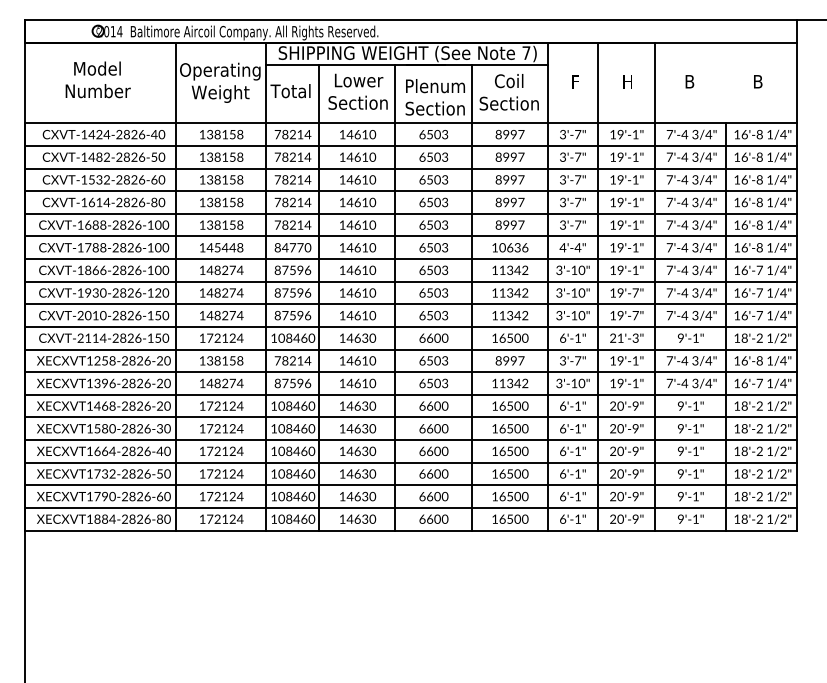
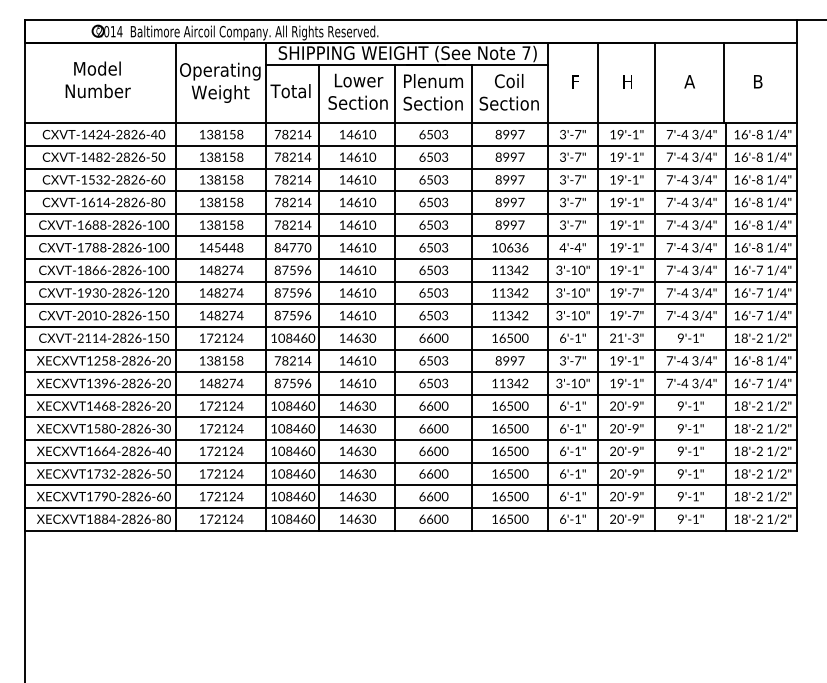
text: B -> A (689, 81)
line: none -> present (723, 82)
text position: (434, 97) -> (432, 92) (432, 92)
